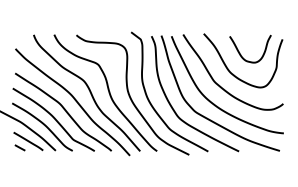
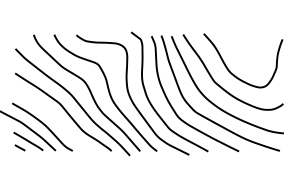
curve: present -> none (240, 52)
curve: present -> none (53, 118)
